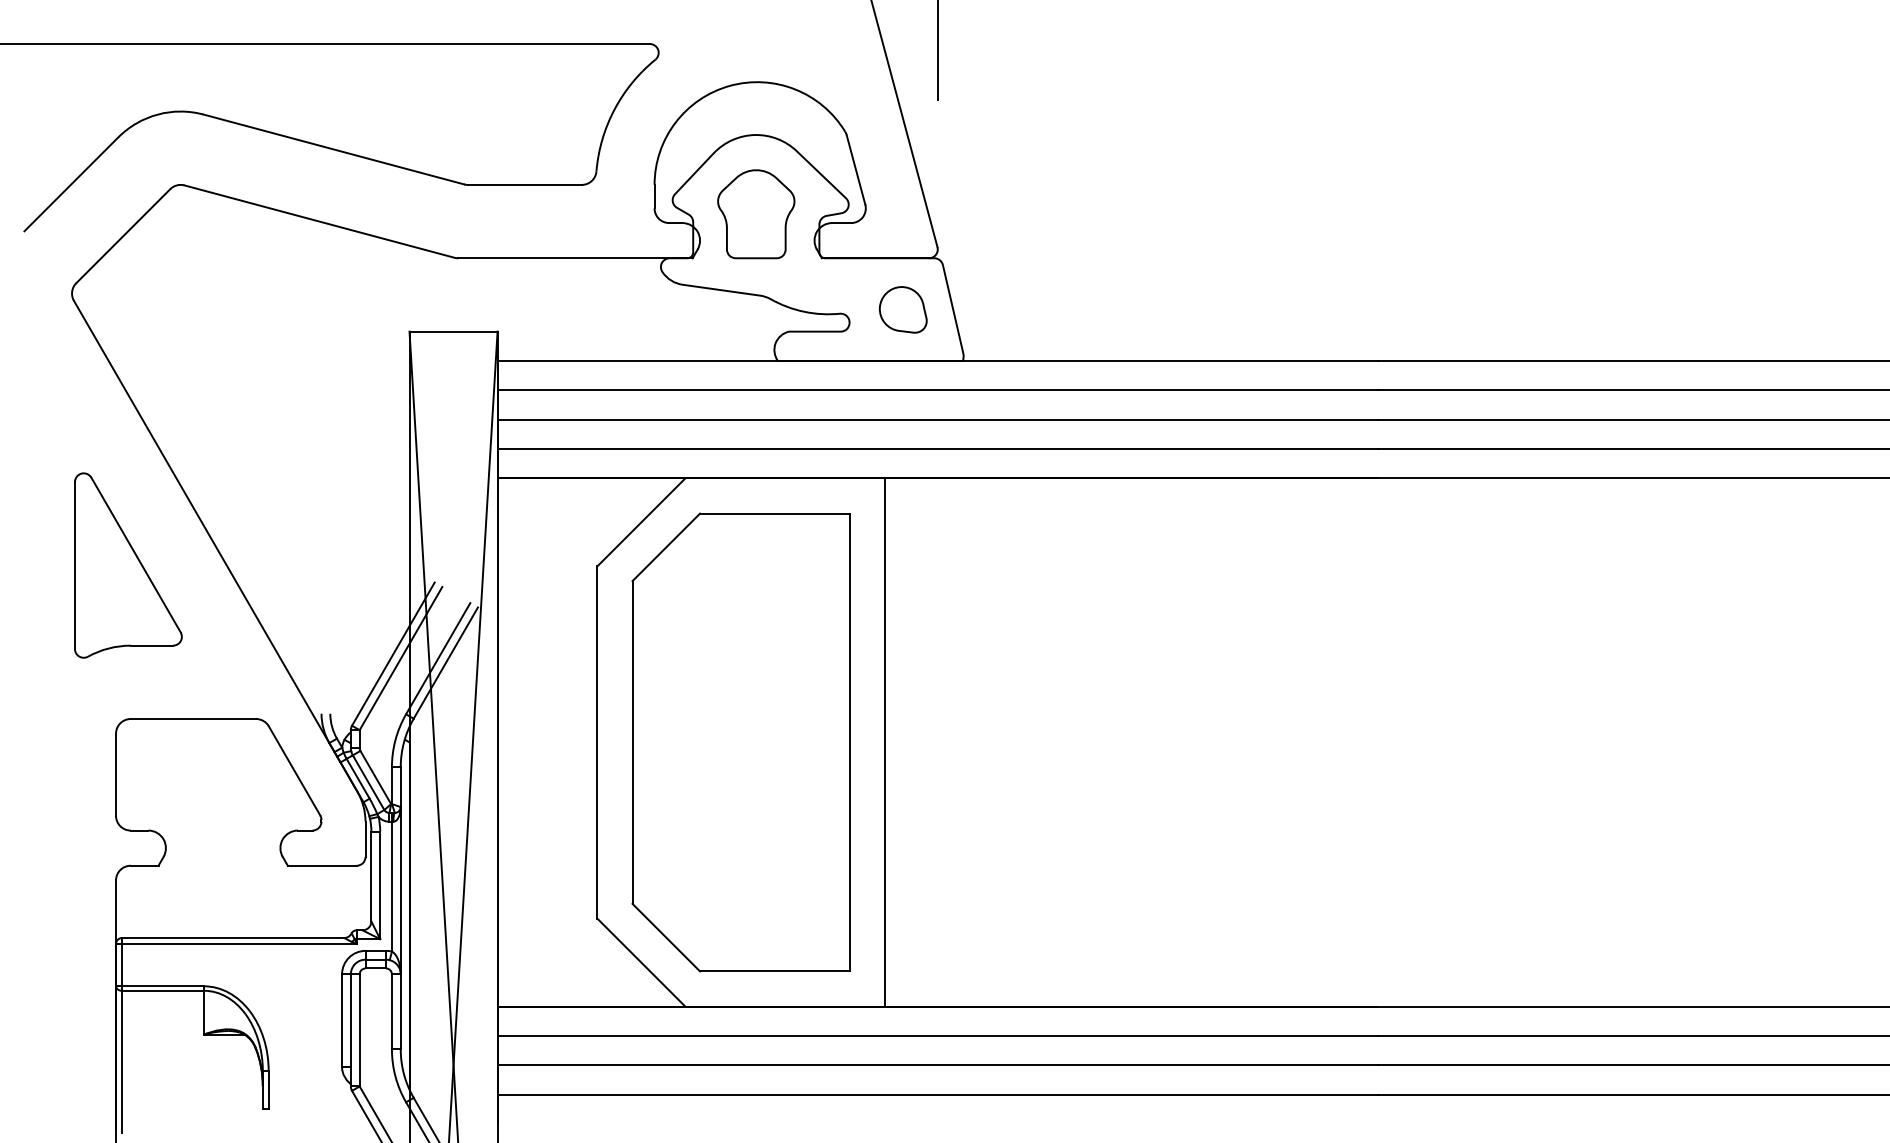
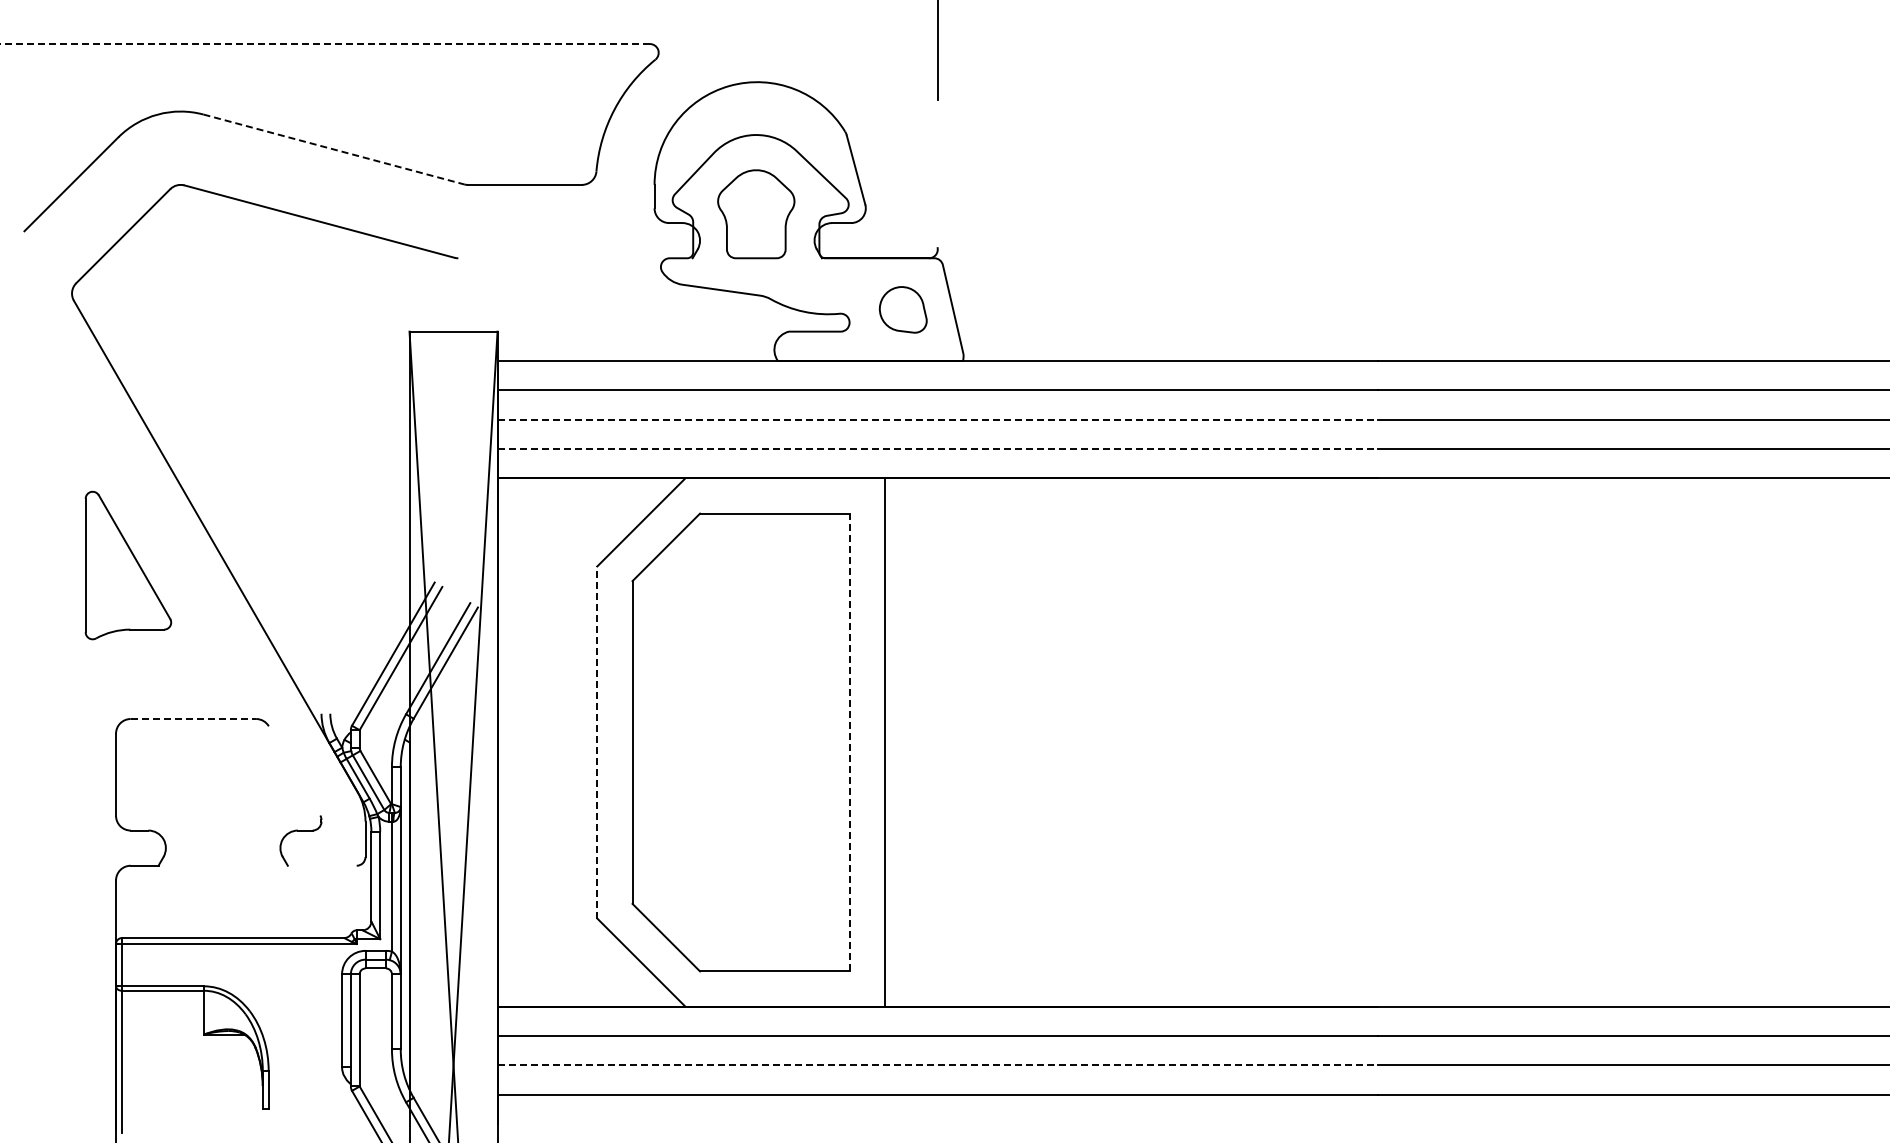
line: solid -> dashed (325, 44)
line: present -> none (904, 124)
line: solid -> dashed (333, 149)
line: present -> none (575, 258)
line: solid -> dashed (938, 419)
line: solid -> dashed (938, 449)
part size: 109x187 px -> 89x151 px (128, 565)
line: solid -> dashed (193, 719)
line: solid -> dashed (597, 742)
line: solid -> dashed (849, 742)
line: present -> none (294, 770)
line: present -> none (321, 865)
line: solid -> dashed (938, 1065)
